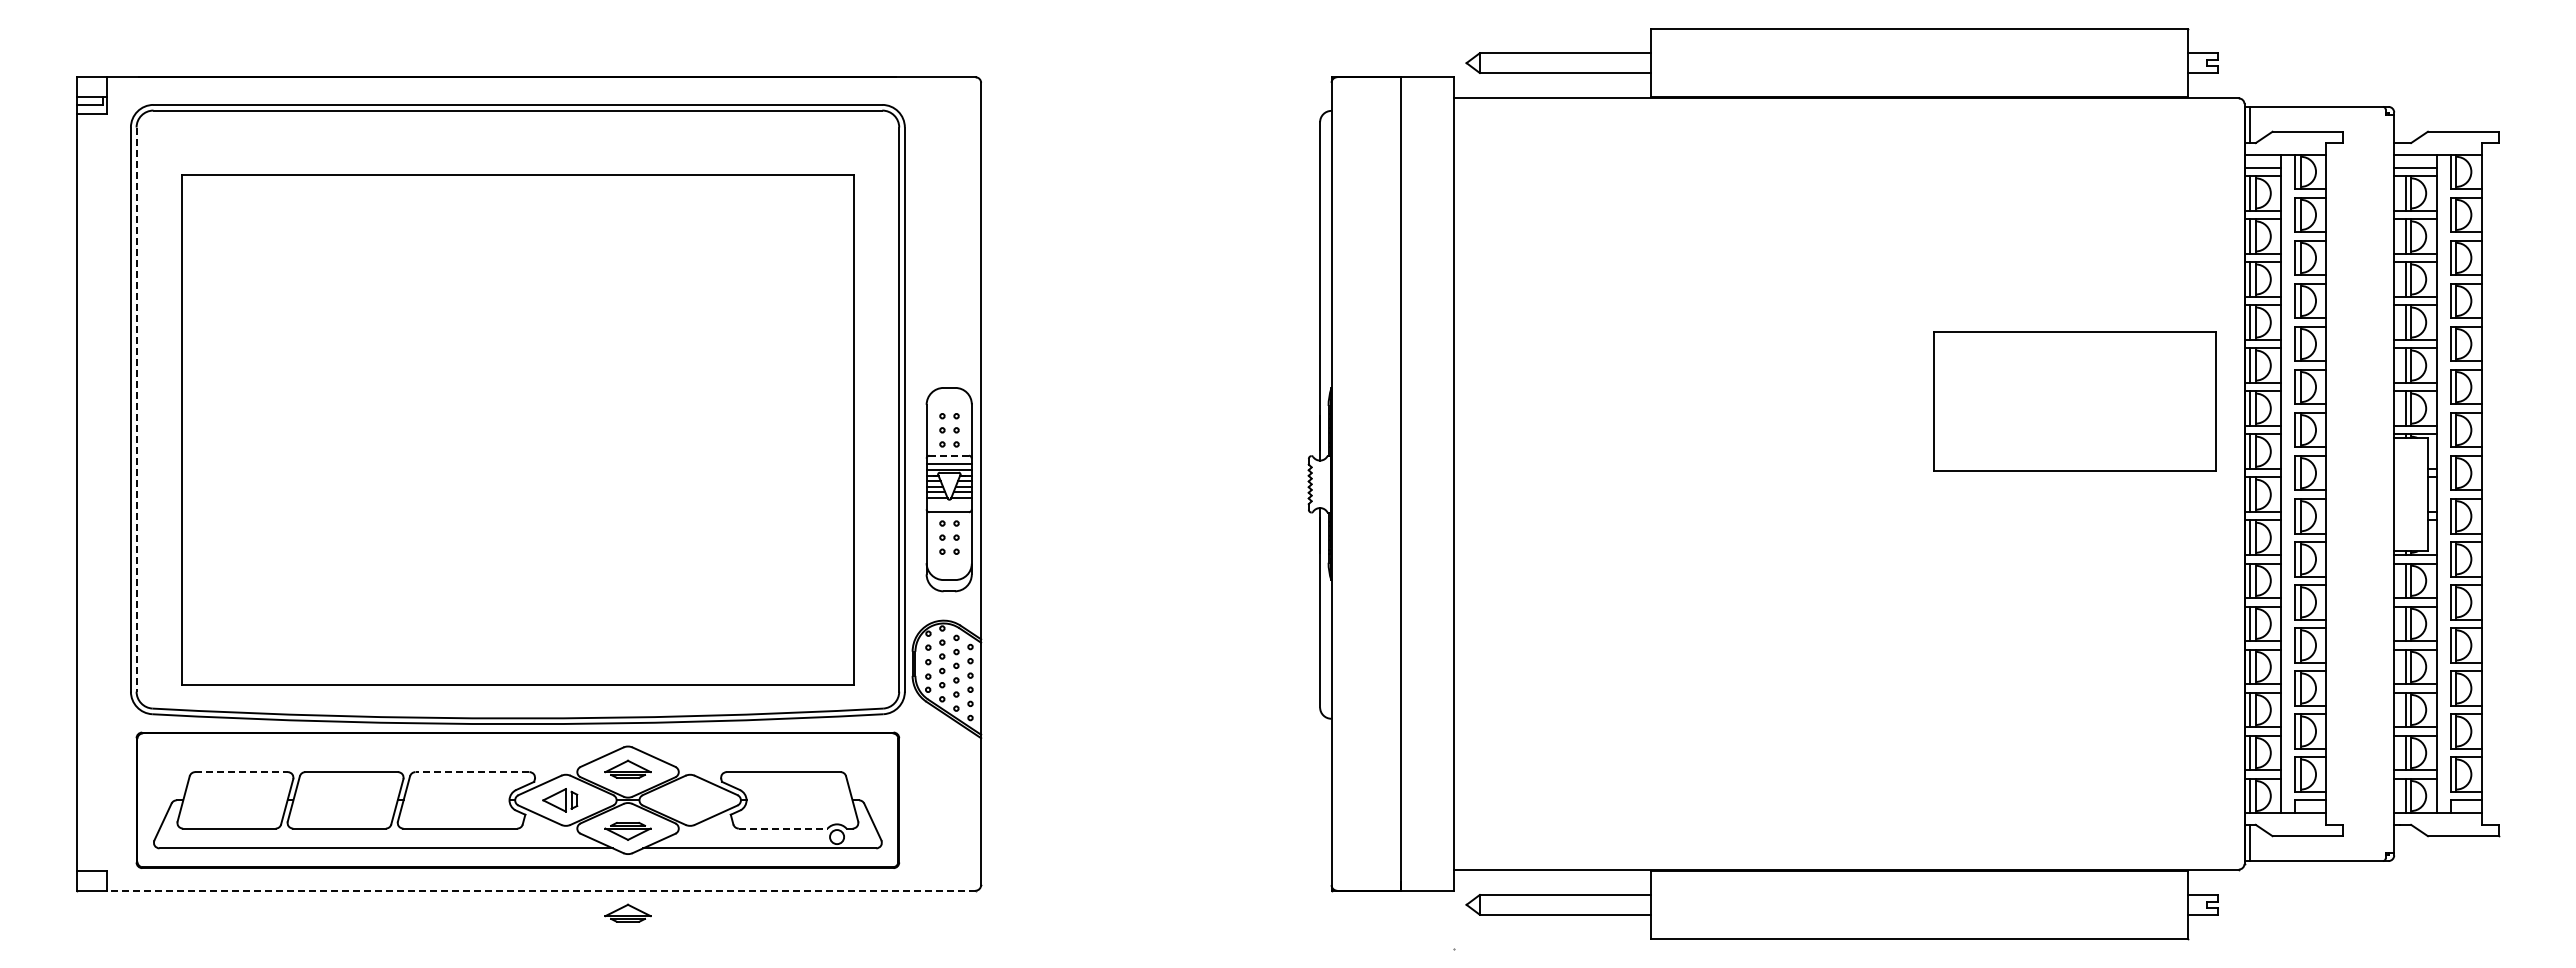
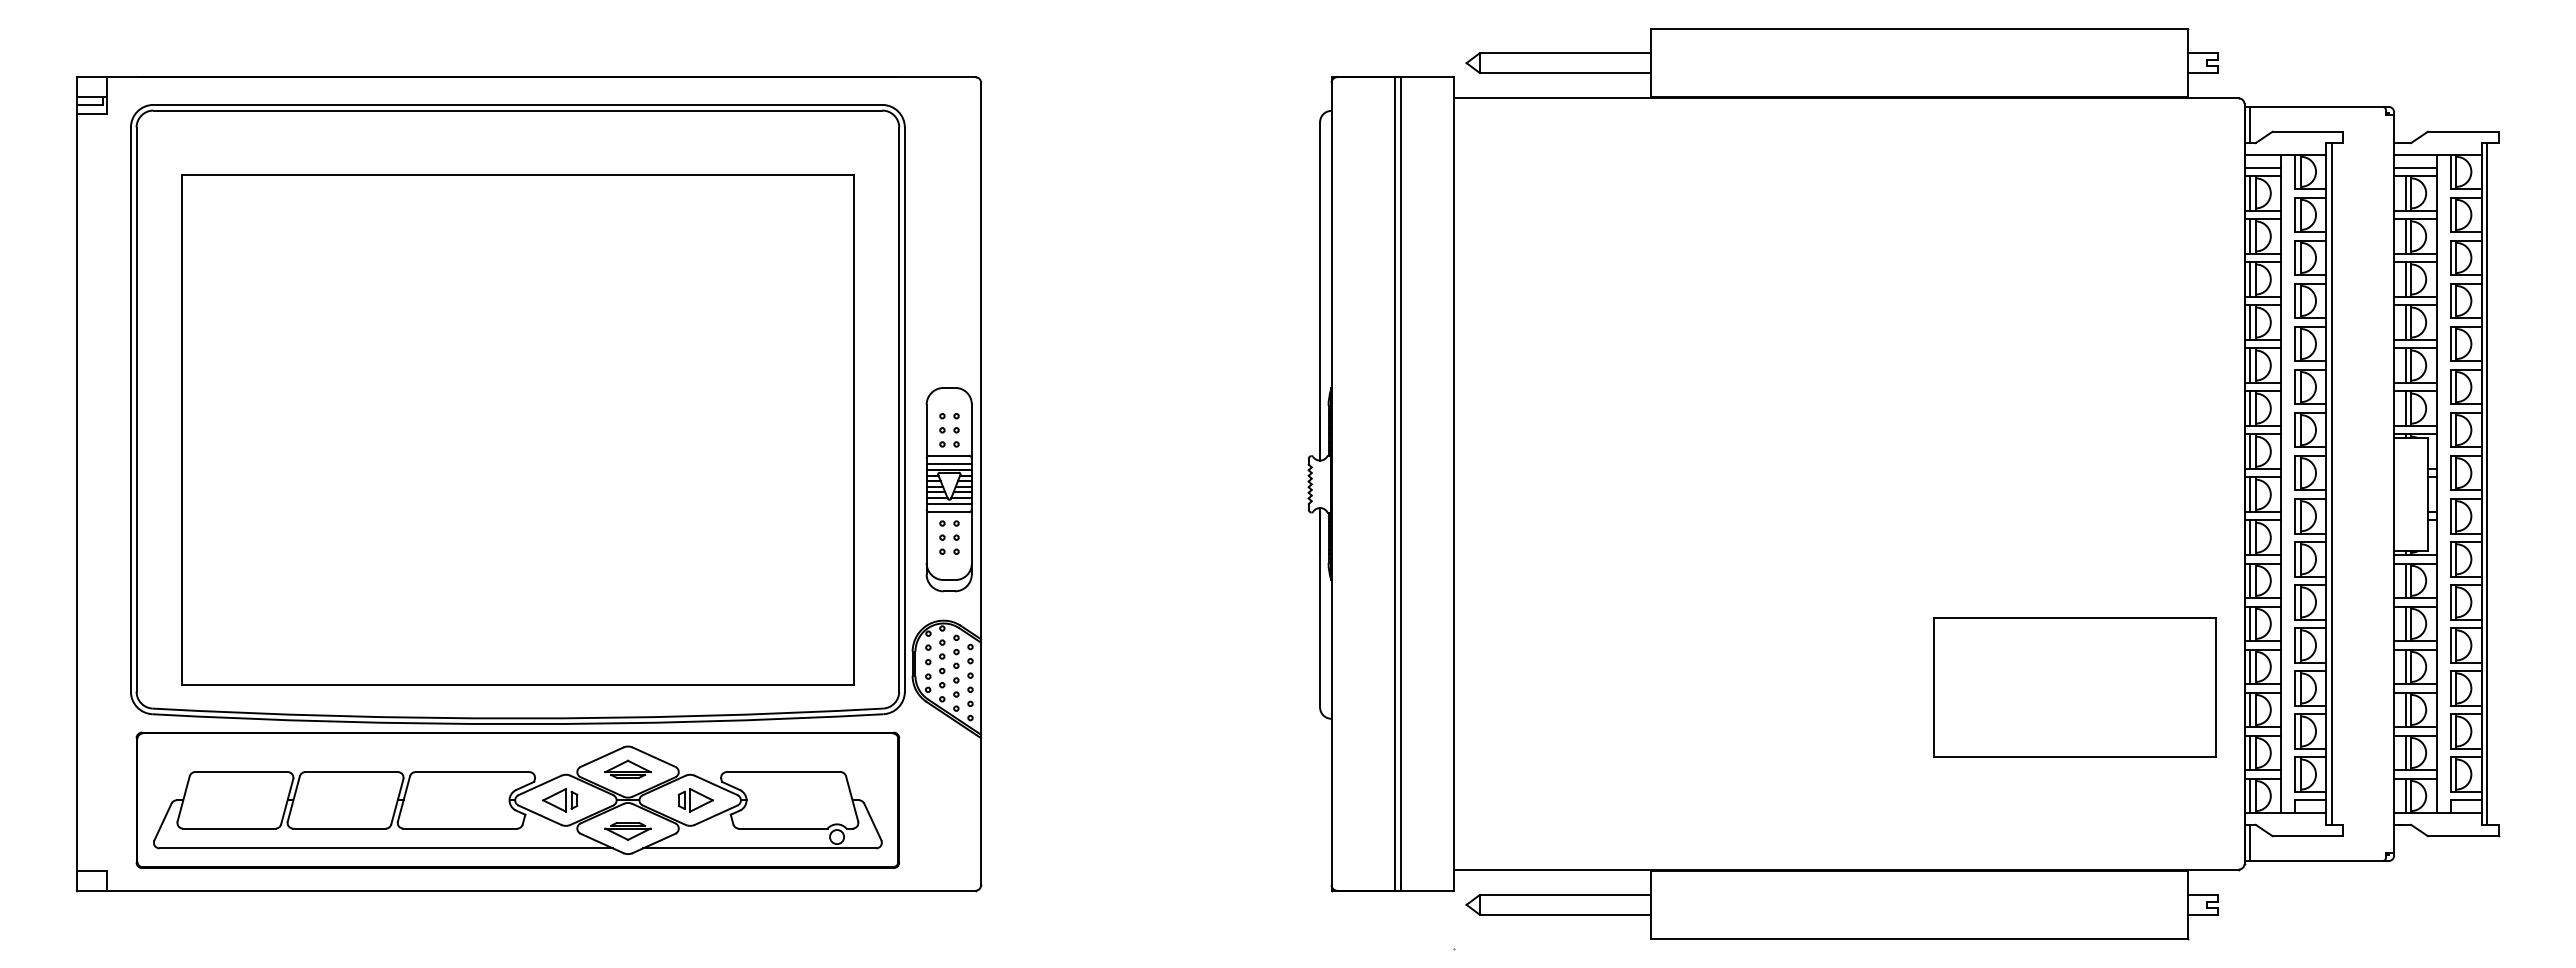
part position: (2074, 401) -> (2074, 687) (2074, 687)
line: dashed -> solid (136, 410)
line: dashed -> solid (949, 455)
line: none -> present (1394, 483)
line: none -> present (2332, 483)
line: none -> present (2487, 483)
line: none -> present (948, 503)
line: dashed -> solid (242, 772)
line: dashed -> solid (472, 772)
part: none -> present (695, 800)
line: dashed -> solid (783, 828)
line: dashed -> solid (540, 890)
part: present -> none (627, 912)
